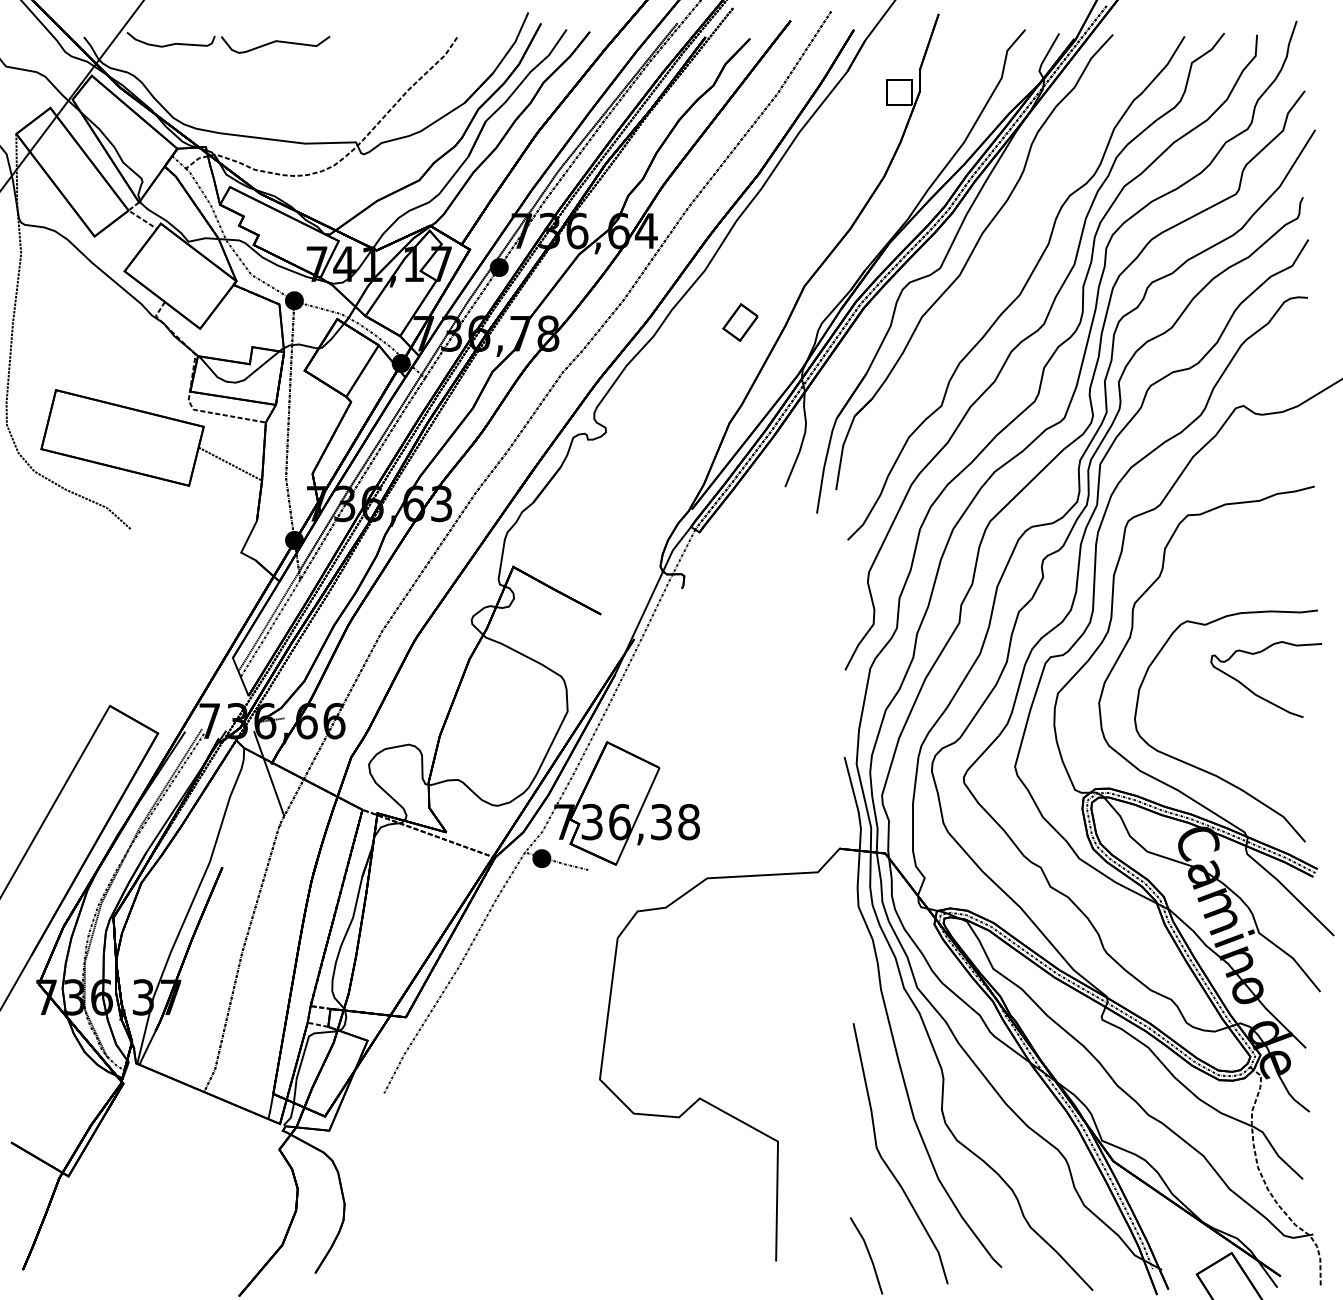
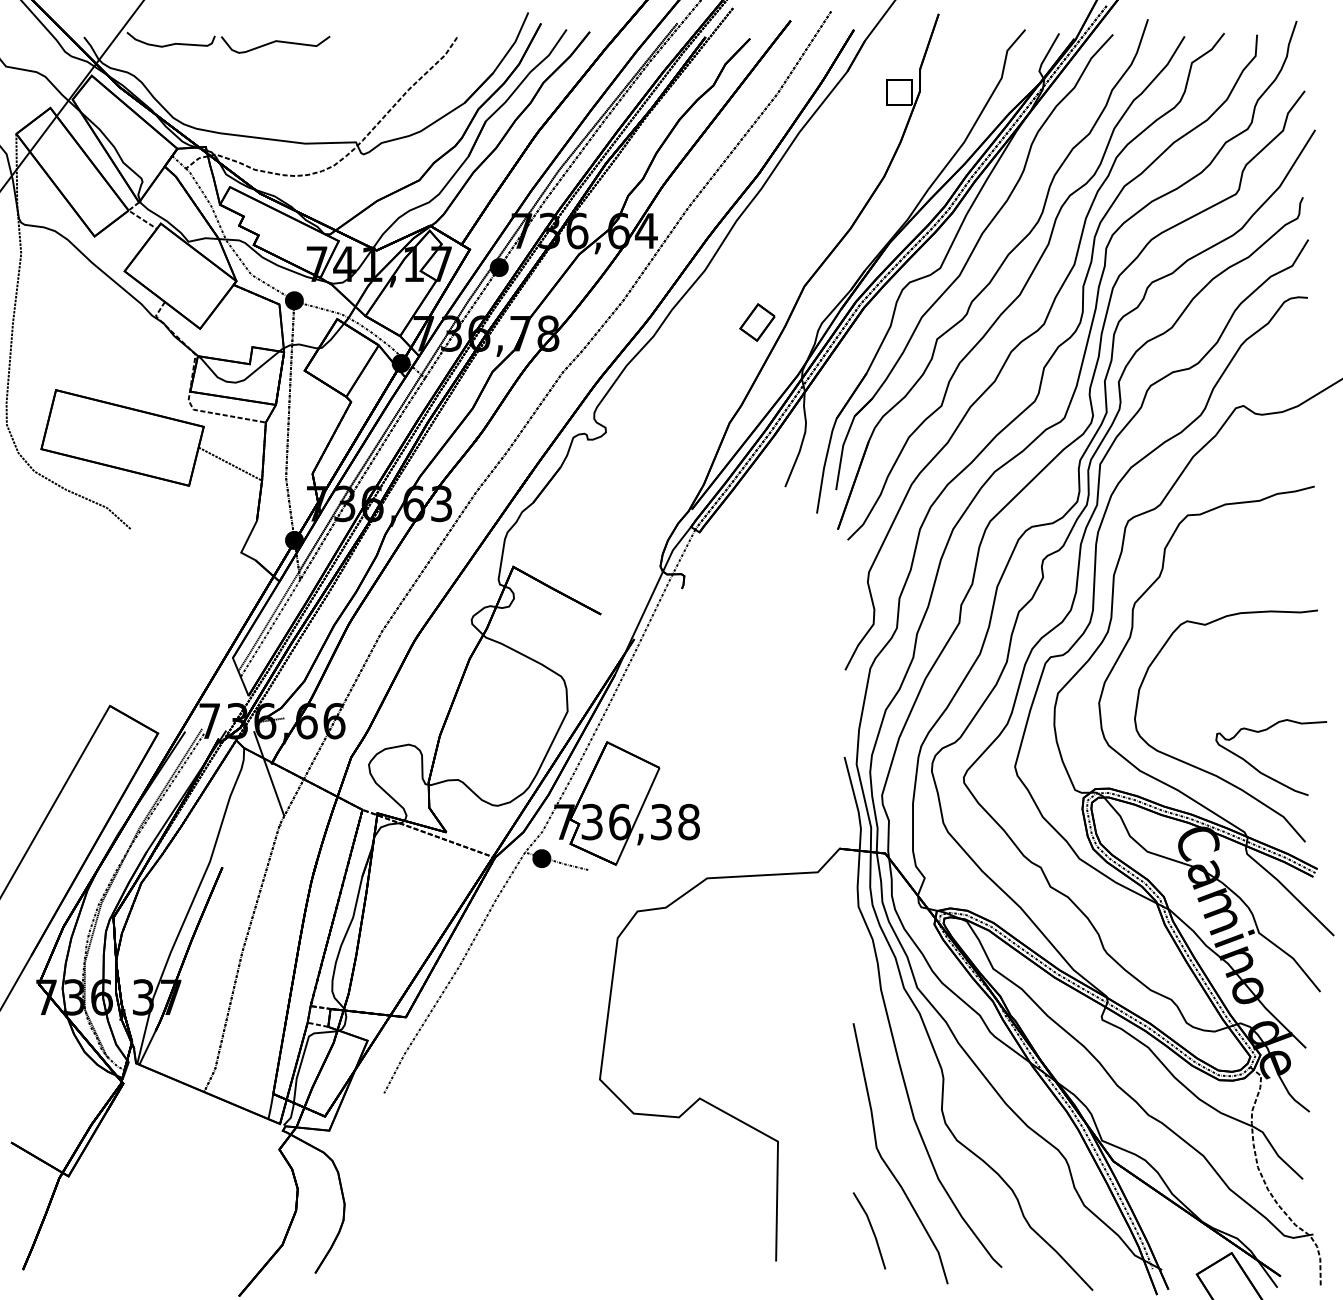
part: none -> present (992, 274)
part position: (740, 322) -> (757, 322) (757, 322)
curve position: (1259, 695) -> (1264, 773) (1264, 773)
line position: (868, 1255) -> (871, 1230) (871, 1230)
